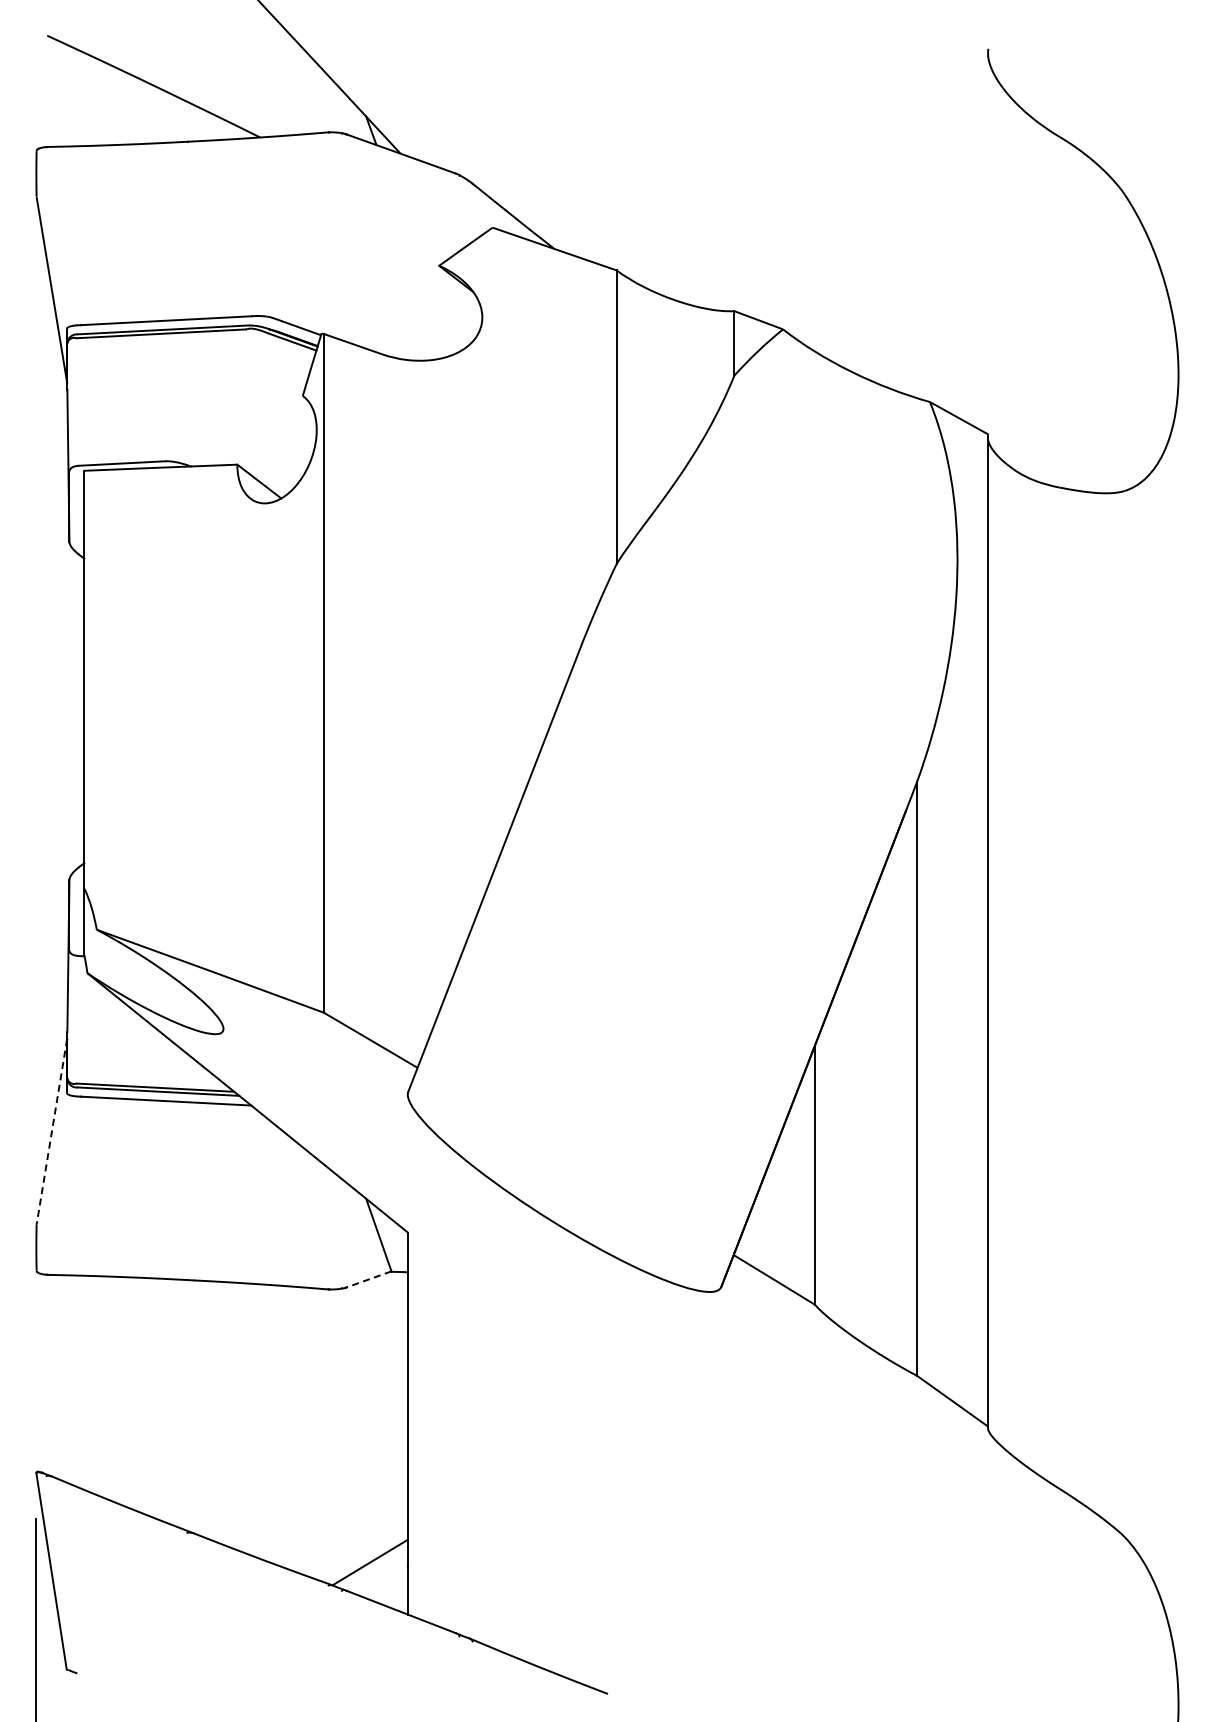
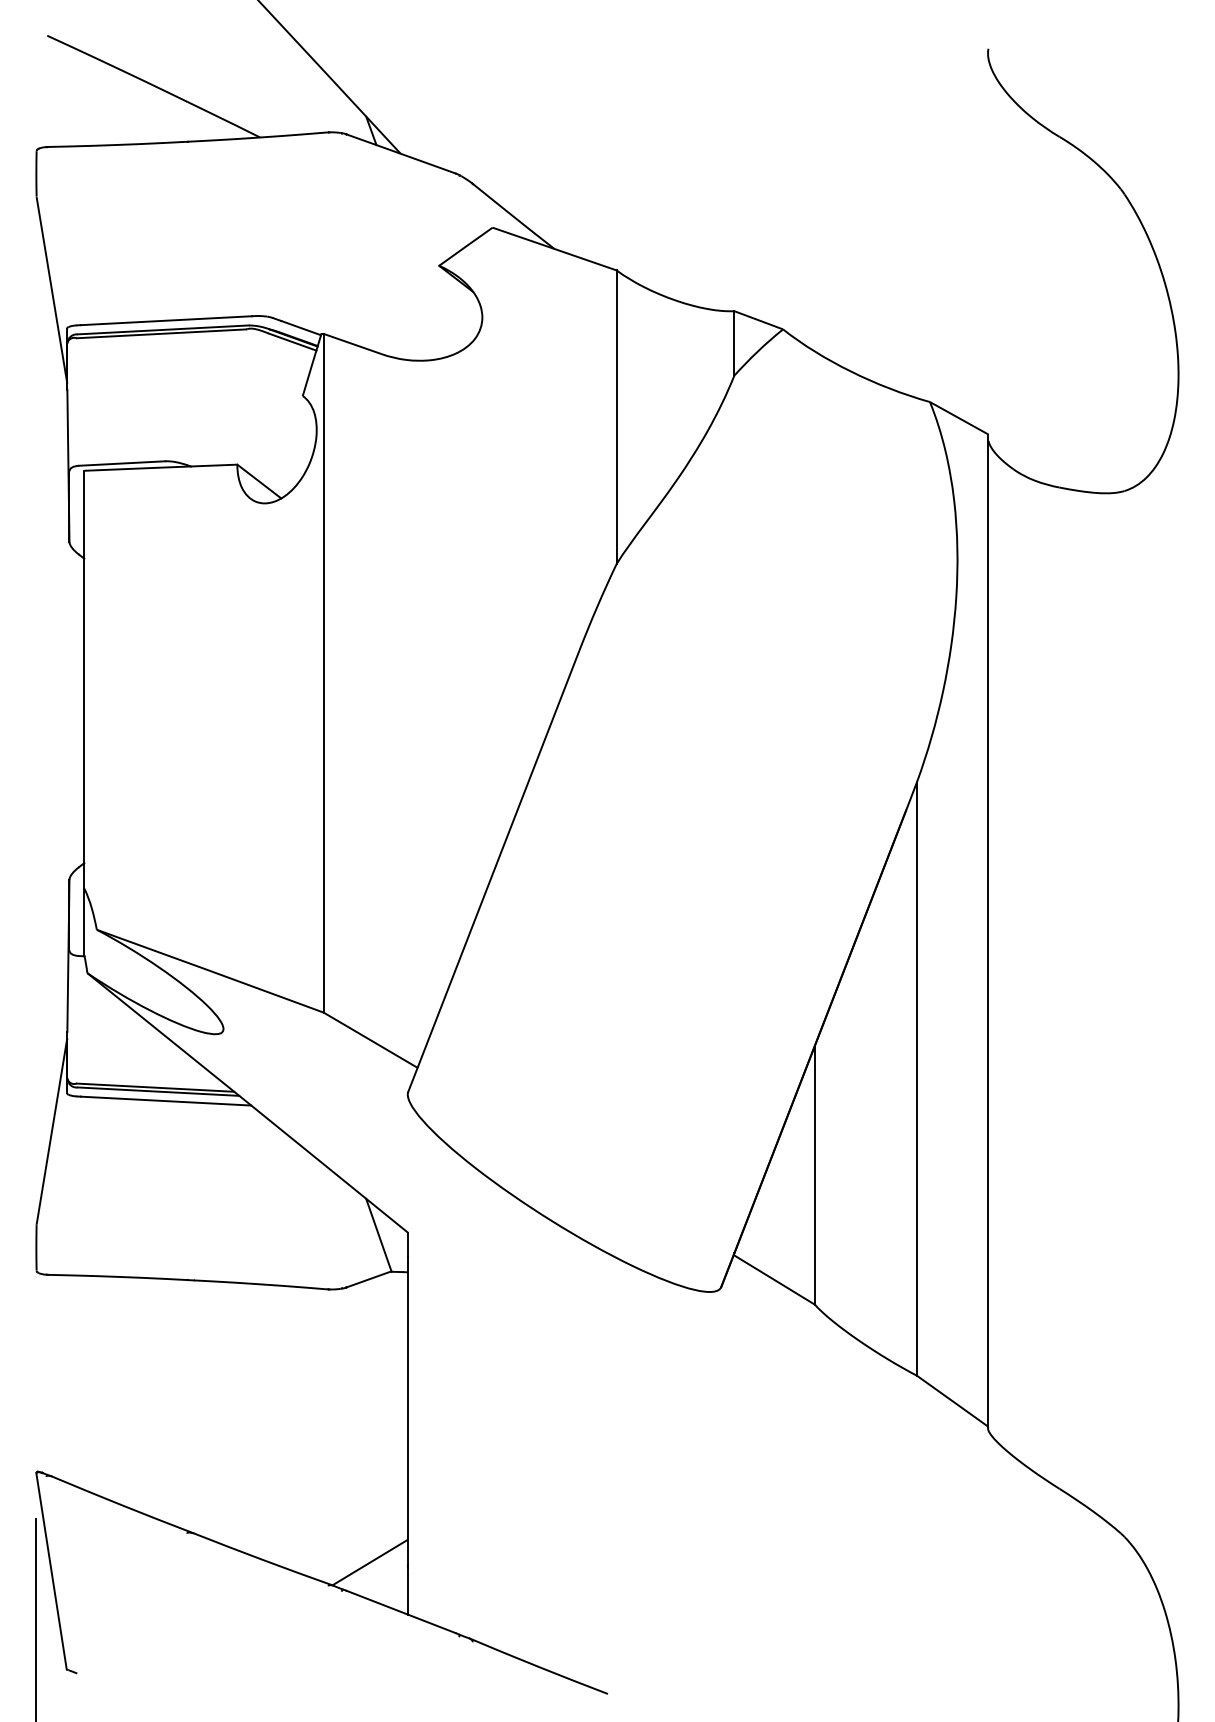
line: dashed -> solid (51, 1131)
line: dashed -> solid (368, 1279)
